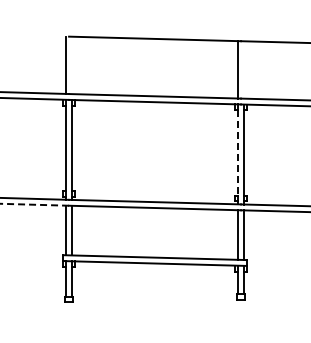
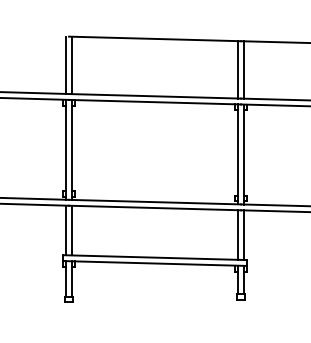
line: none -> present (72, 65)
line: none -> present (244, 69)
line: dashed -> solid (237, 152)
line: dashed -> solid (34, 204)
